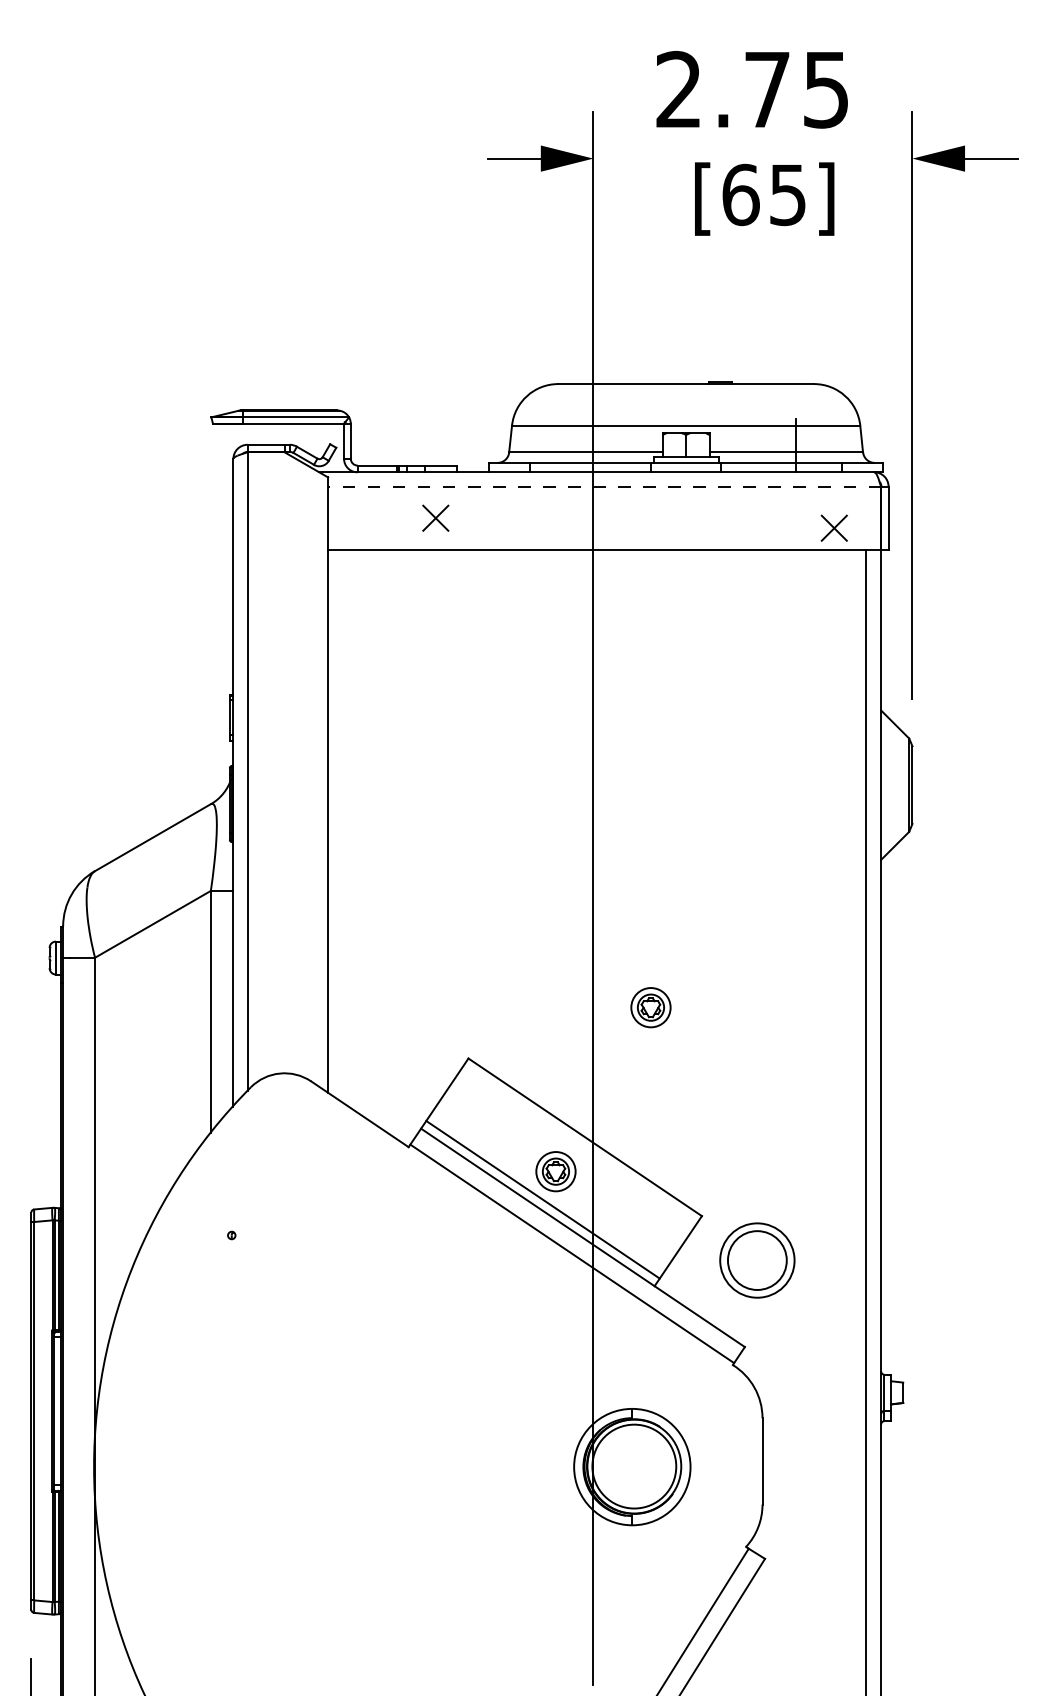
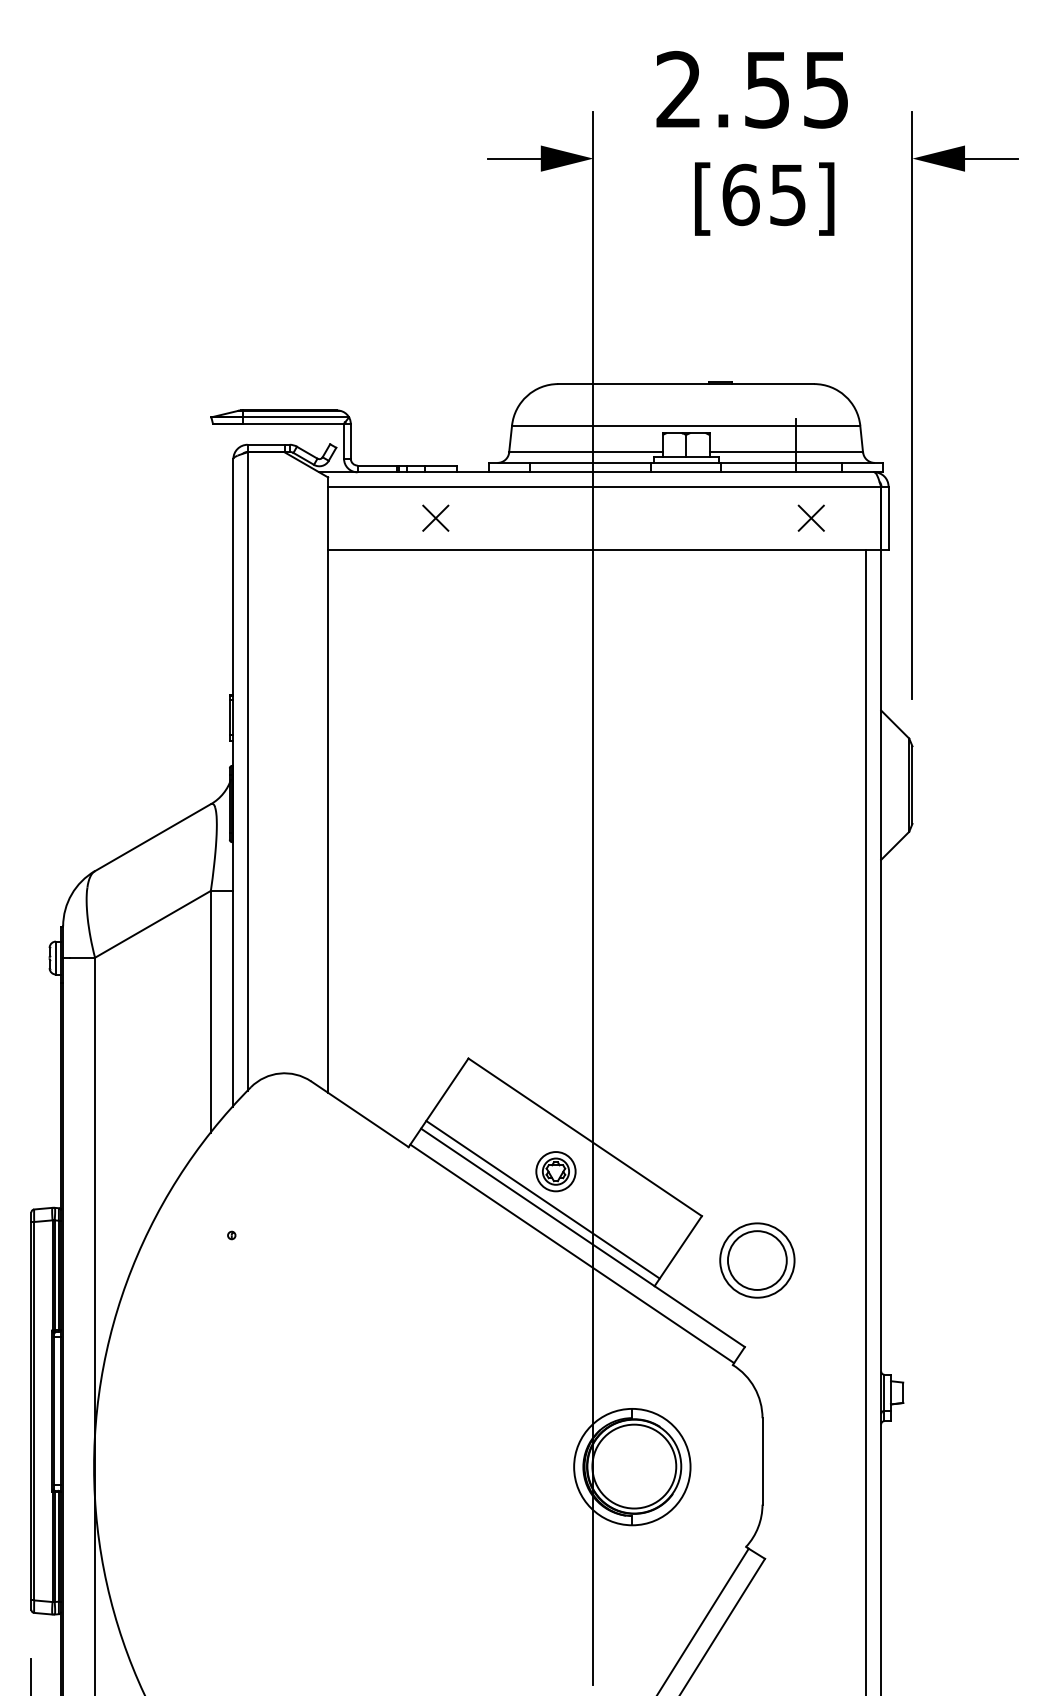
text: 2.75 -> 2.55 (767, 90)
line: dashed -> solid (604, 486)
part position: (833, 527) -> (810, 517) (810, 517)
part: present -> none (650, 1007)
